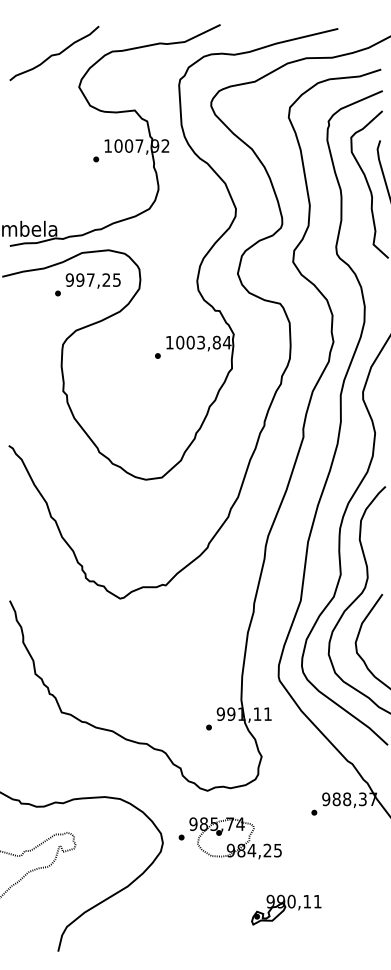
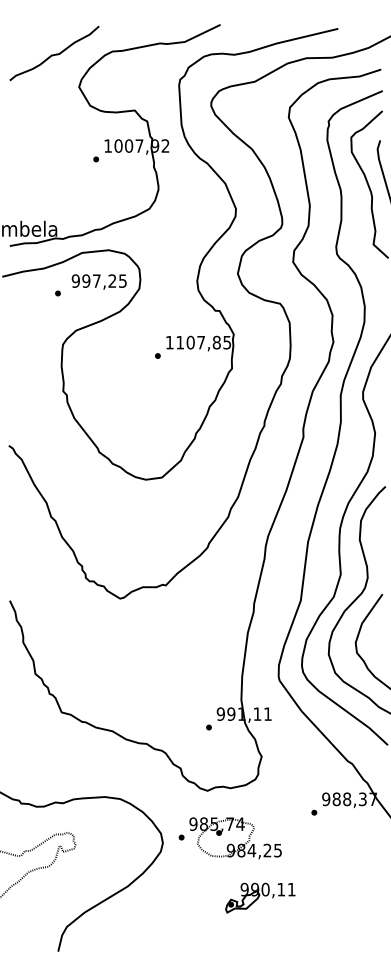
text position: (92, 280) -> (98, 281) (98, 281)
text: 1003,84 -> 1107,85 (203, 342)
part position: (286, 909) -> (260, 897) (260, 897)
